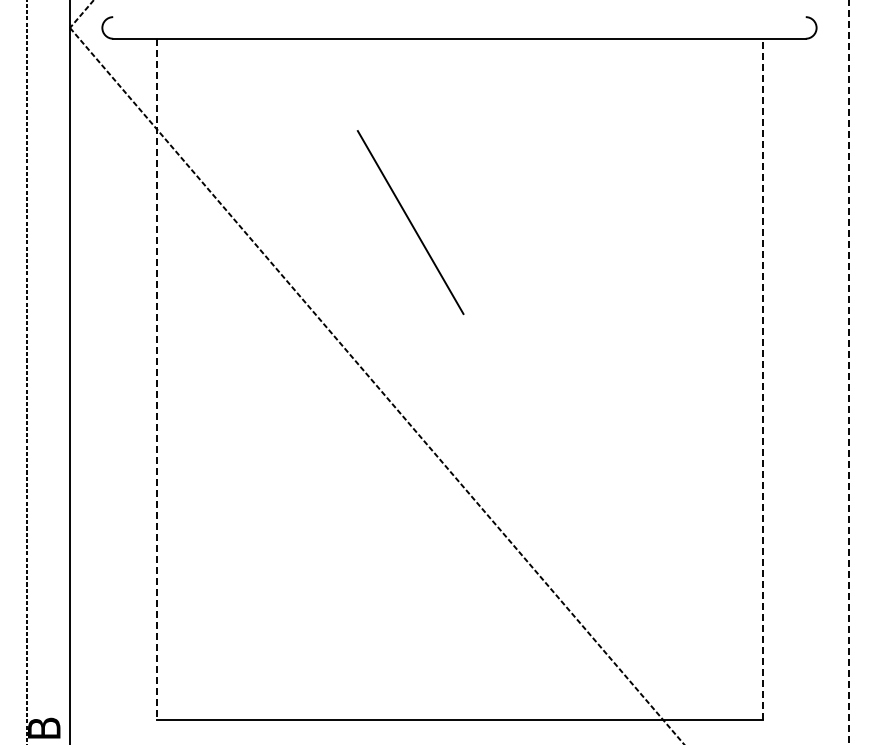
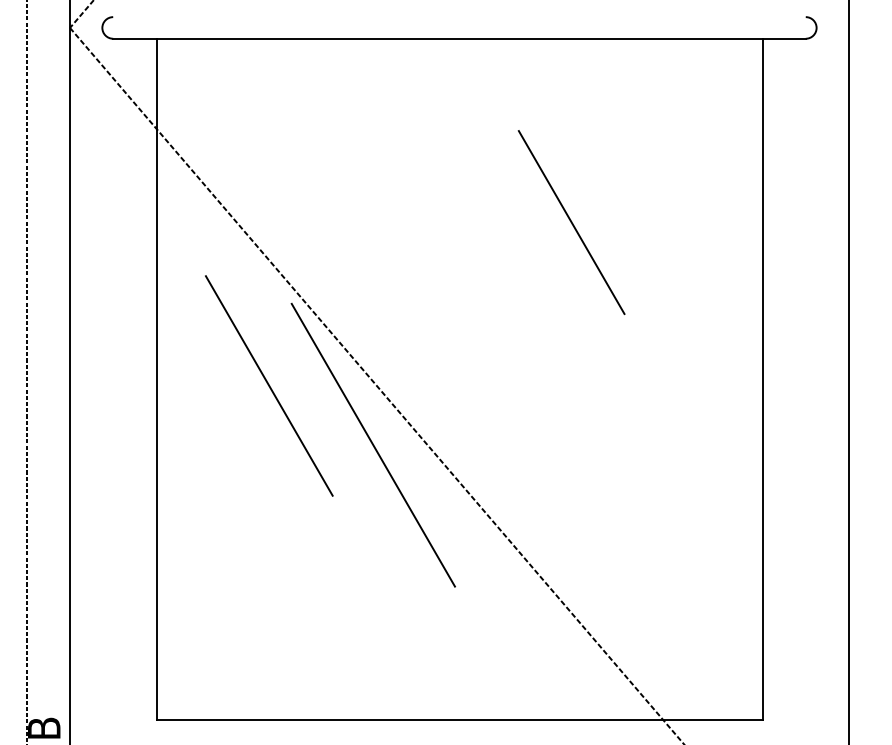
line position: (410, 222) -> (571, 222) (571, 222)
line: dashed -> solid (849, 372)
line: dashed -> solid (156, 379)
line: dashed -> solid (762, 379)
line: none -> present (268, 385)
line: none -> present (373, 444)
